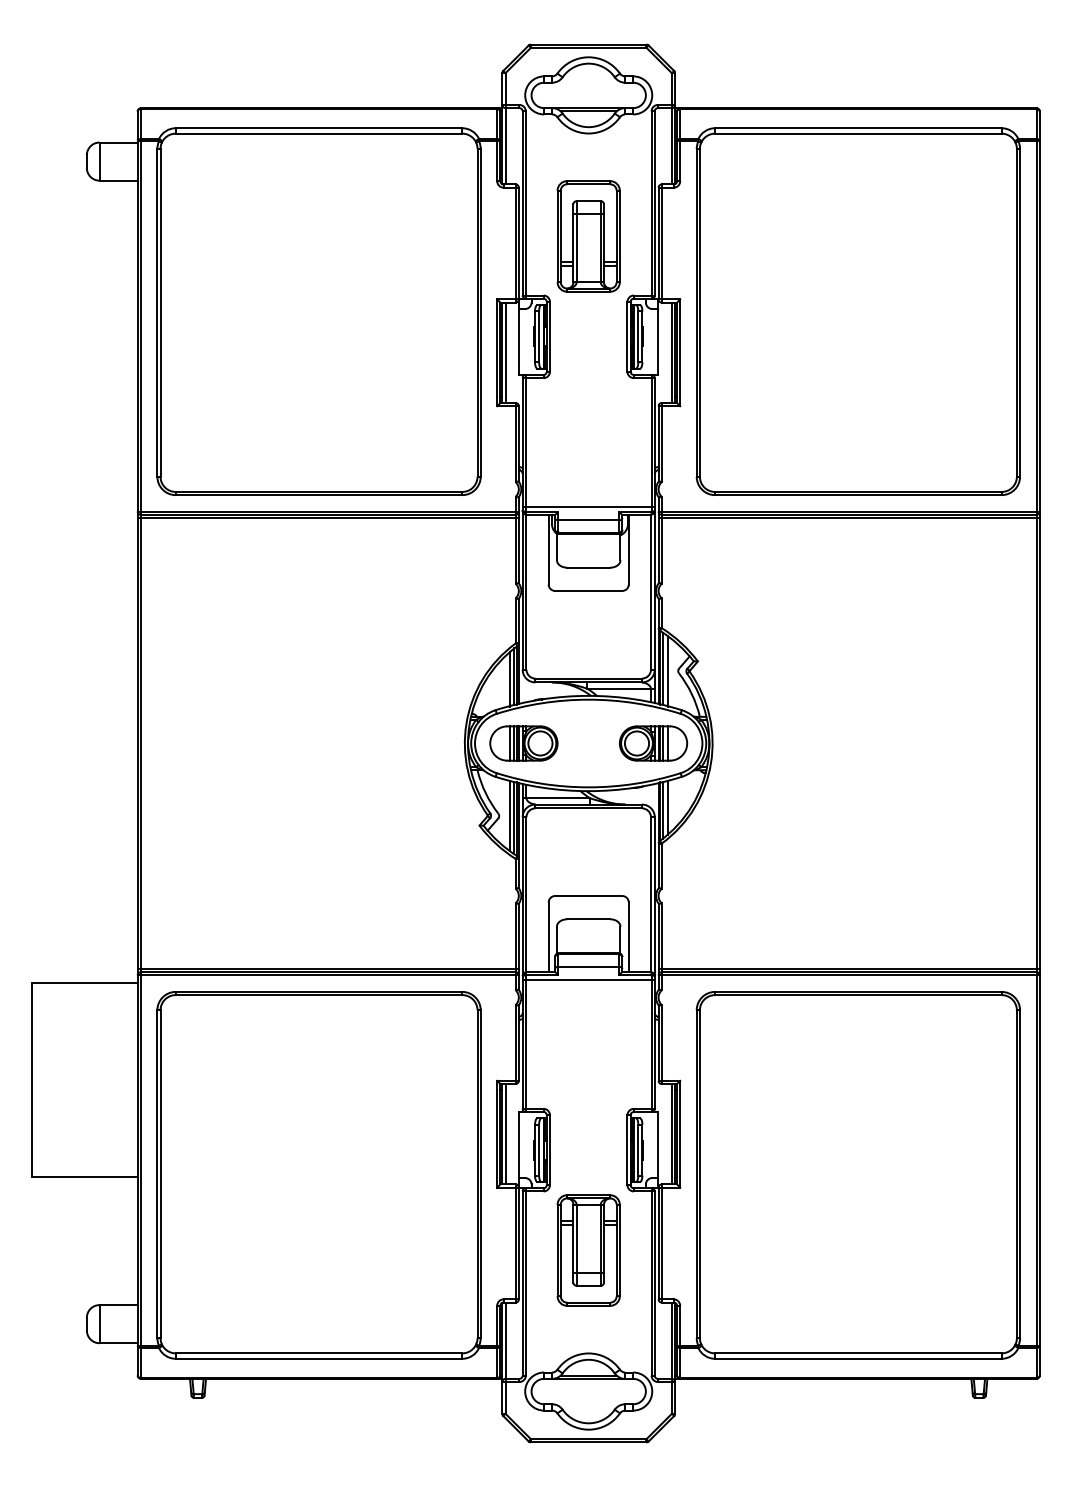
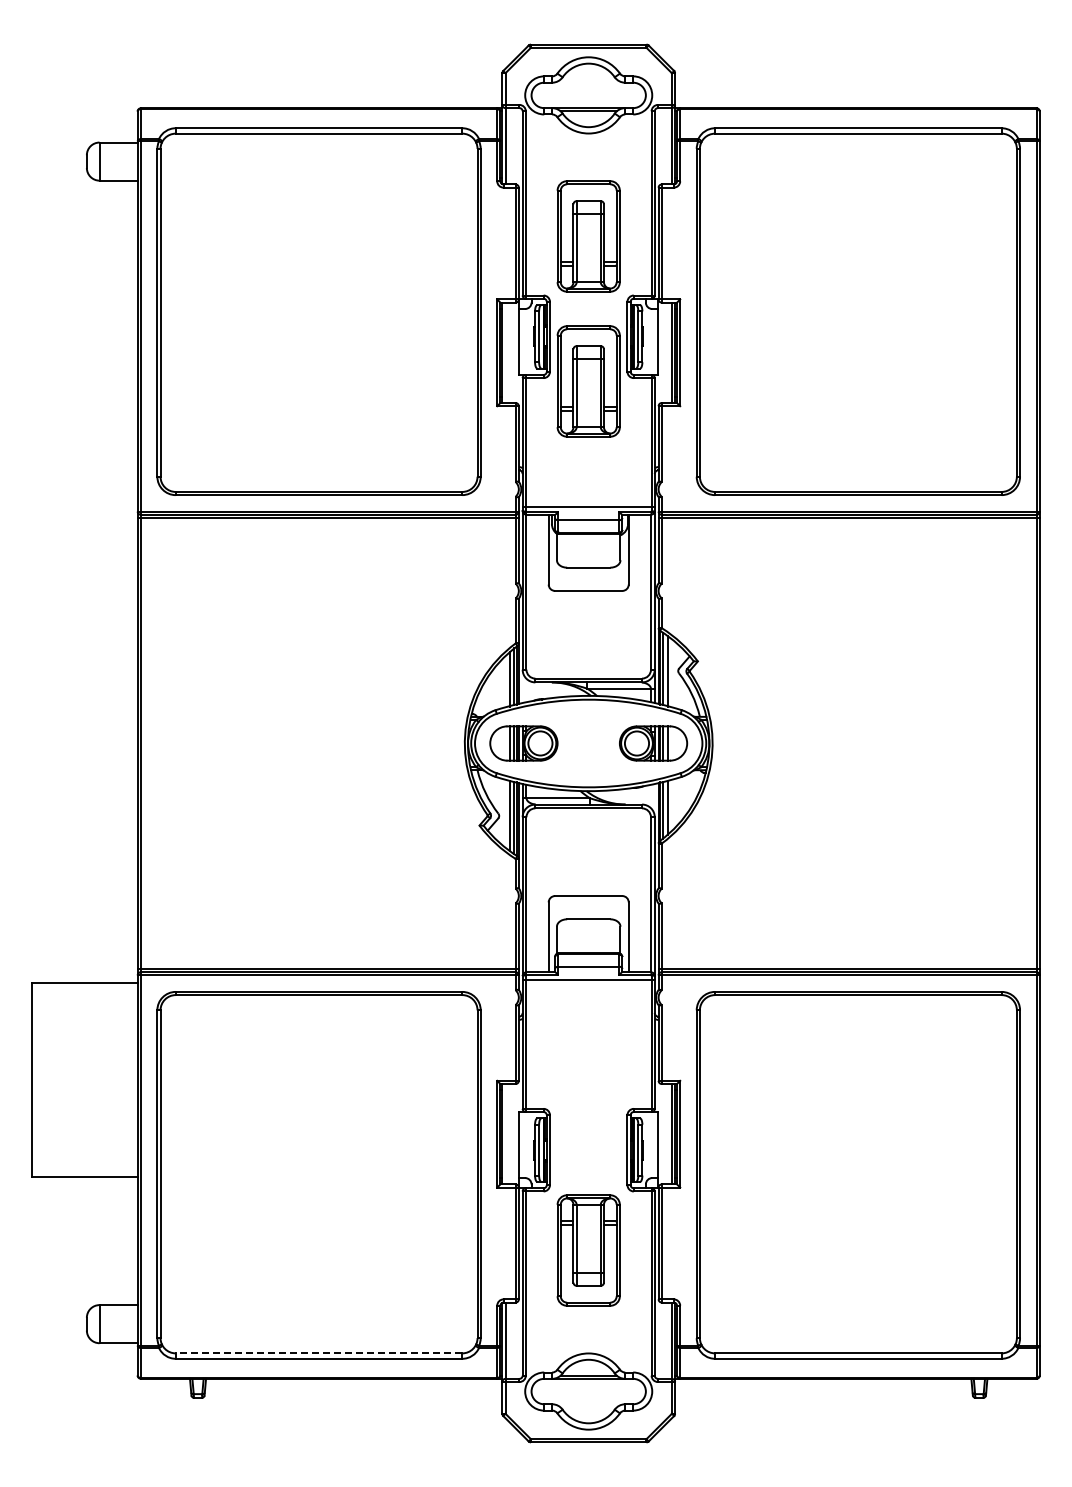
line: present -> none (505, 352)
part: none -> present (588, 381)
line: present -> none (505, 1134)
line: solid -> dashed (318, 1353)
